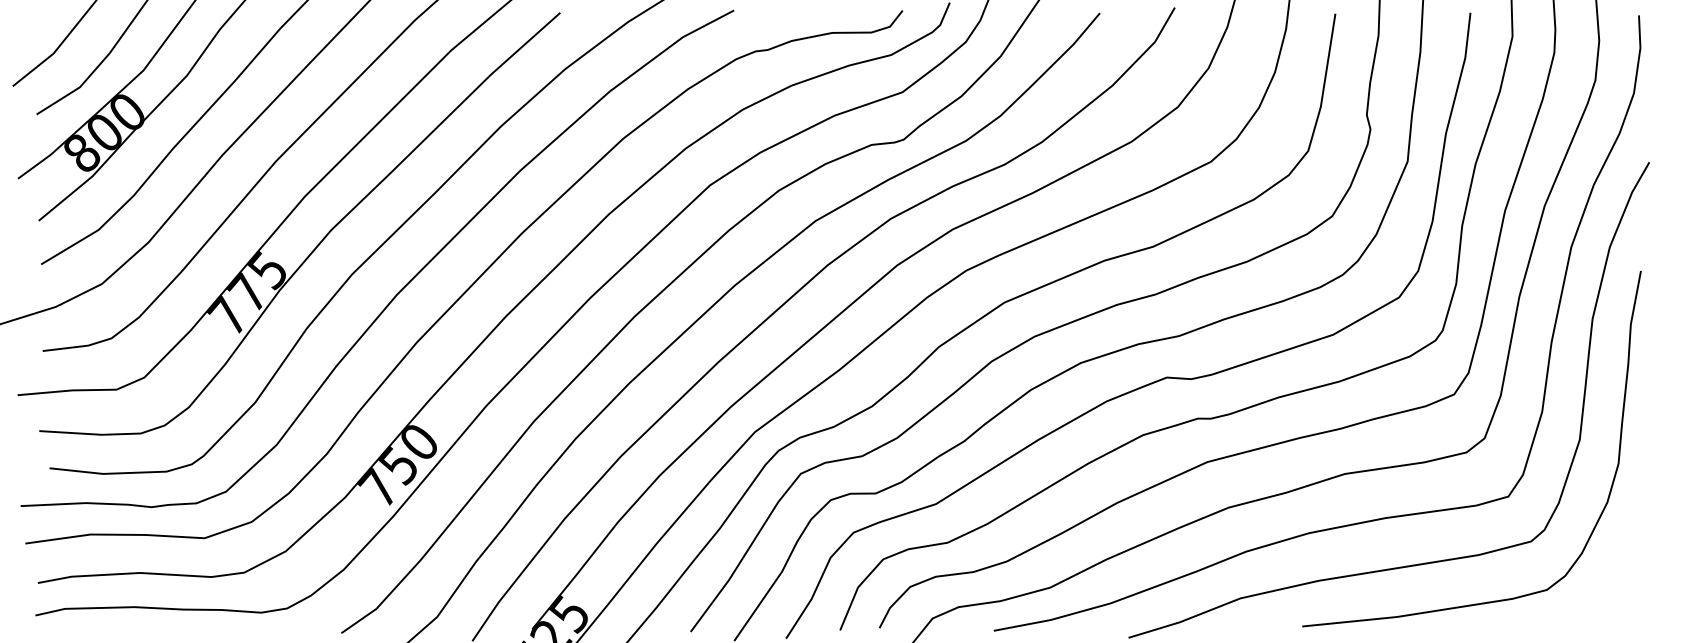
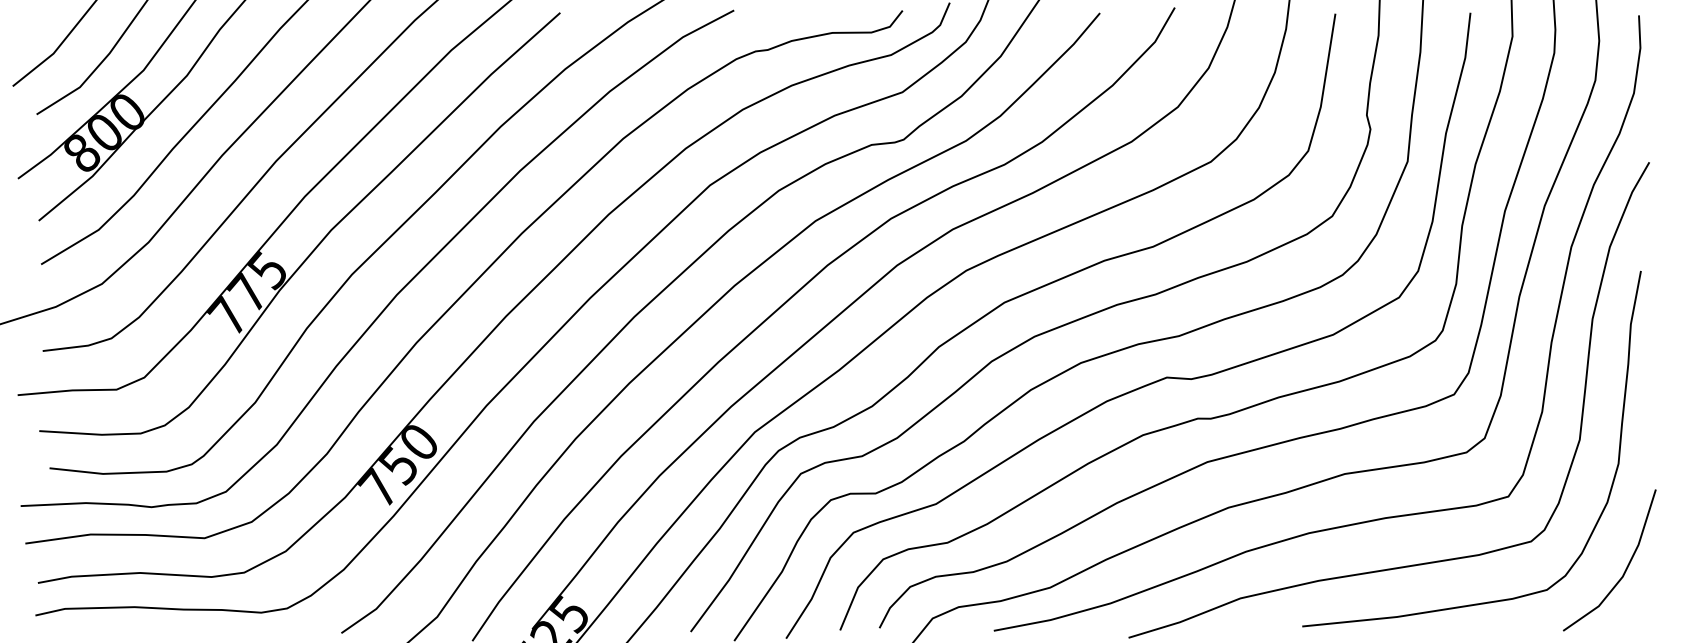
line: none -> present (1625, 568)
